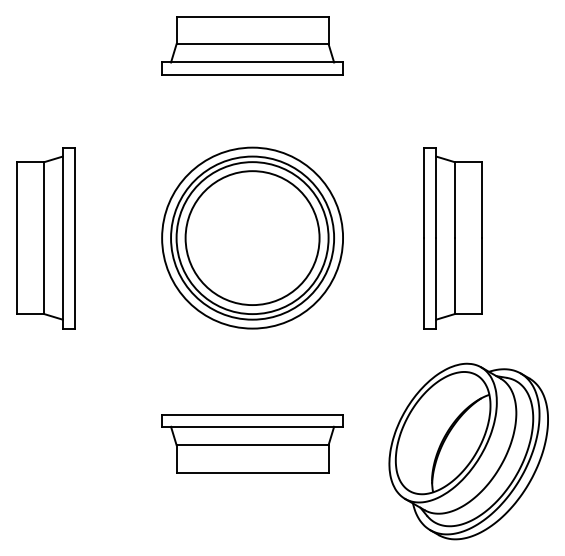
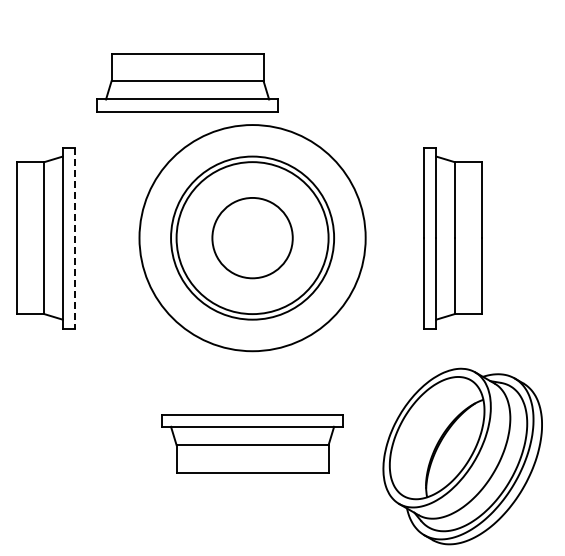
part position: (252, 45) -> (187, 82) (187, 82)
circle diameter: 181 px -> 226 px (252, 238)
line: solid -> dashed (74, 238)
circle diameter: 134 px -> 80 px (252, 237)
part position: (468, 451) -> (462, 456) (462, 456)
